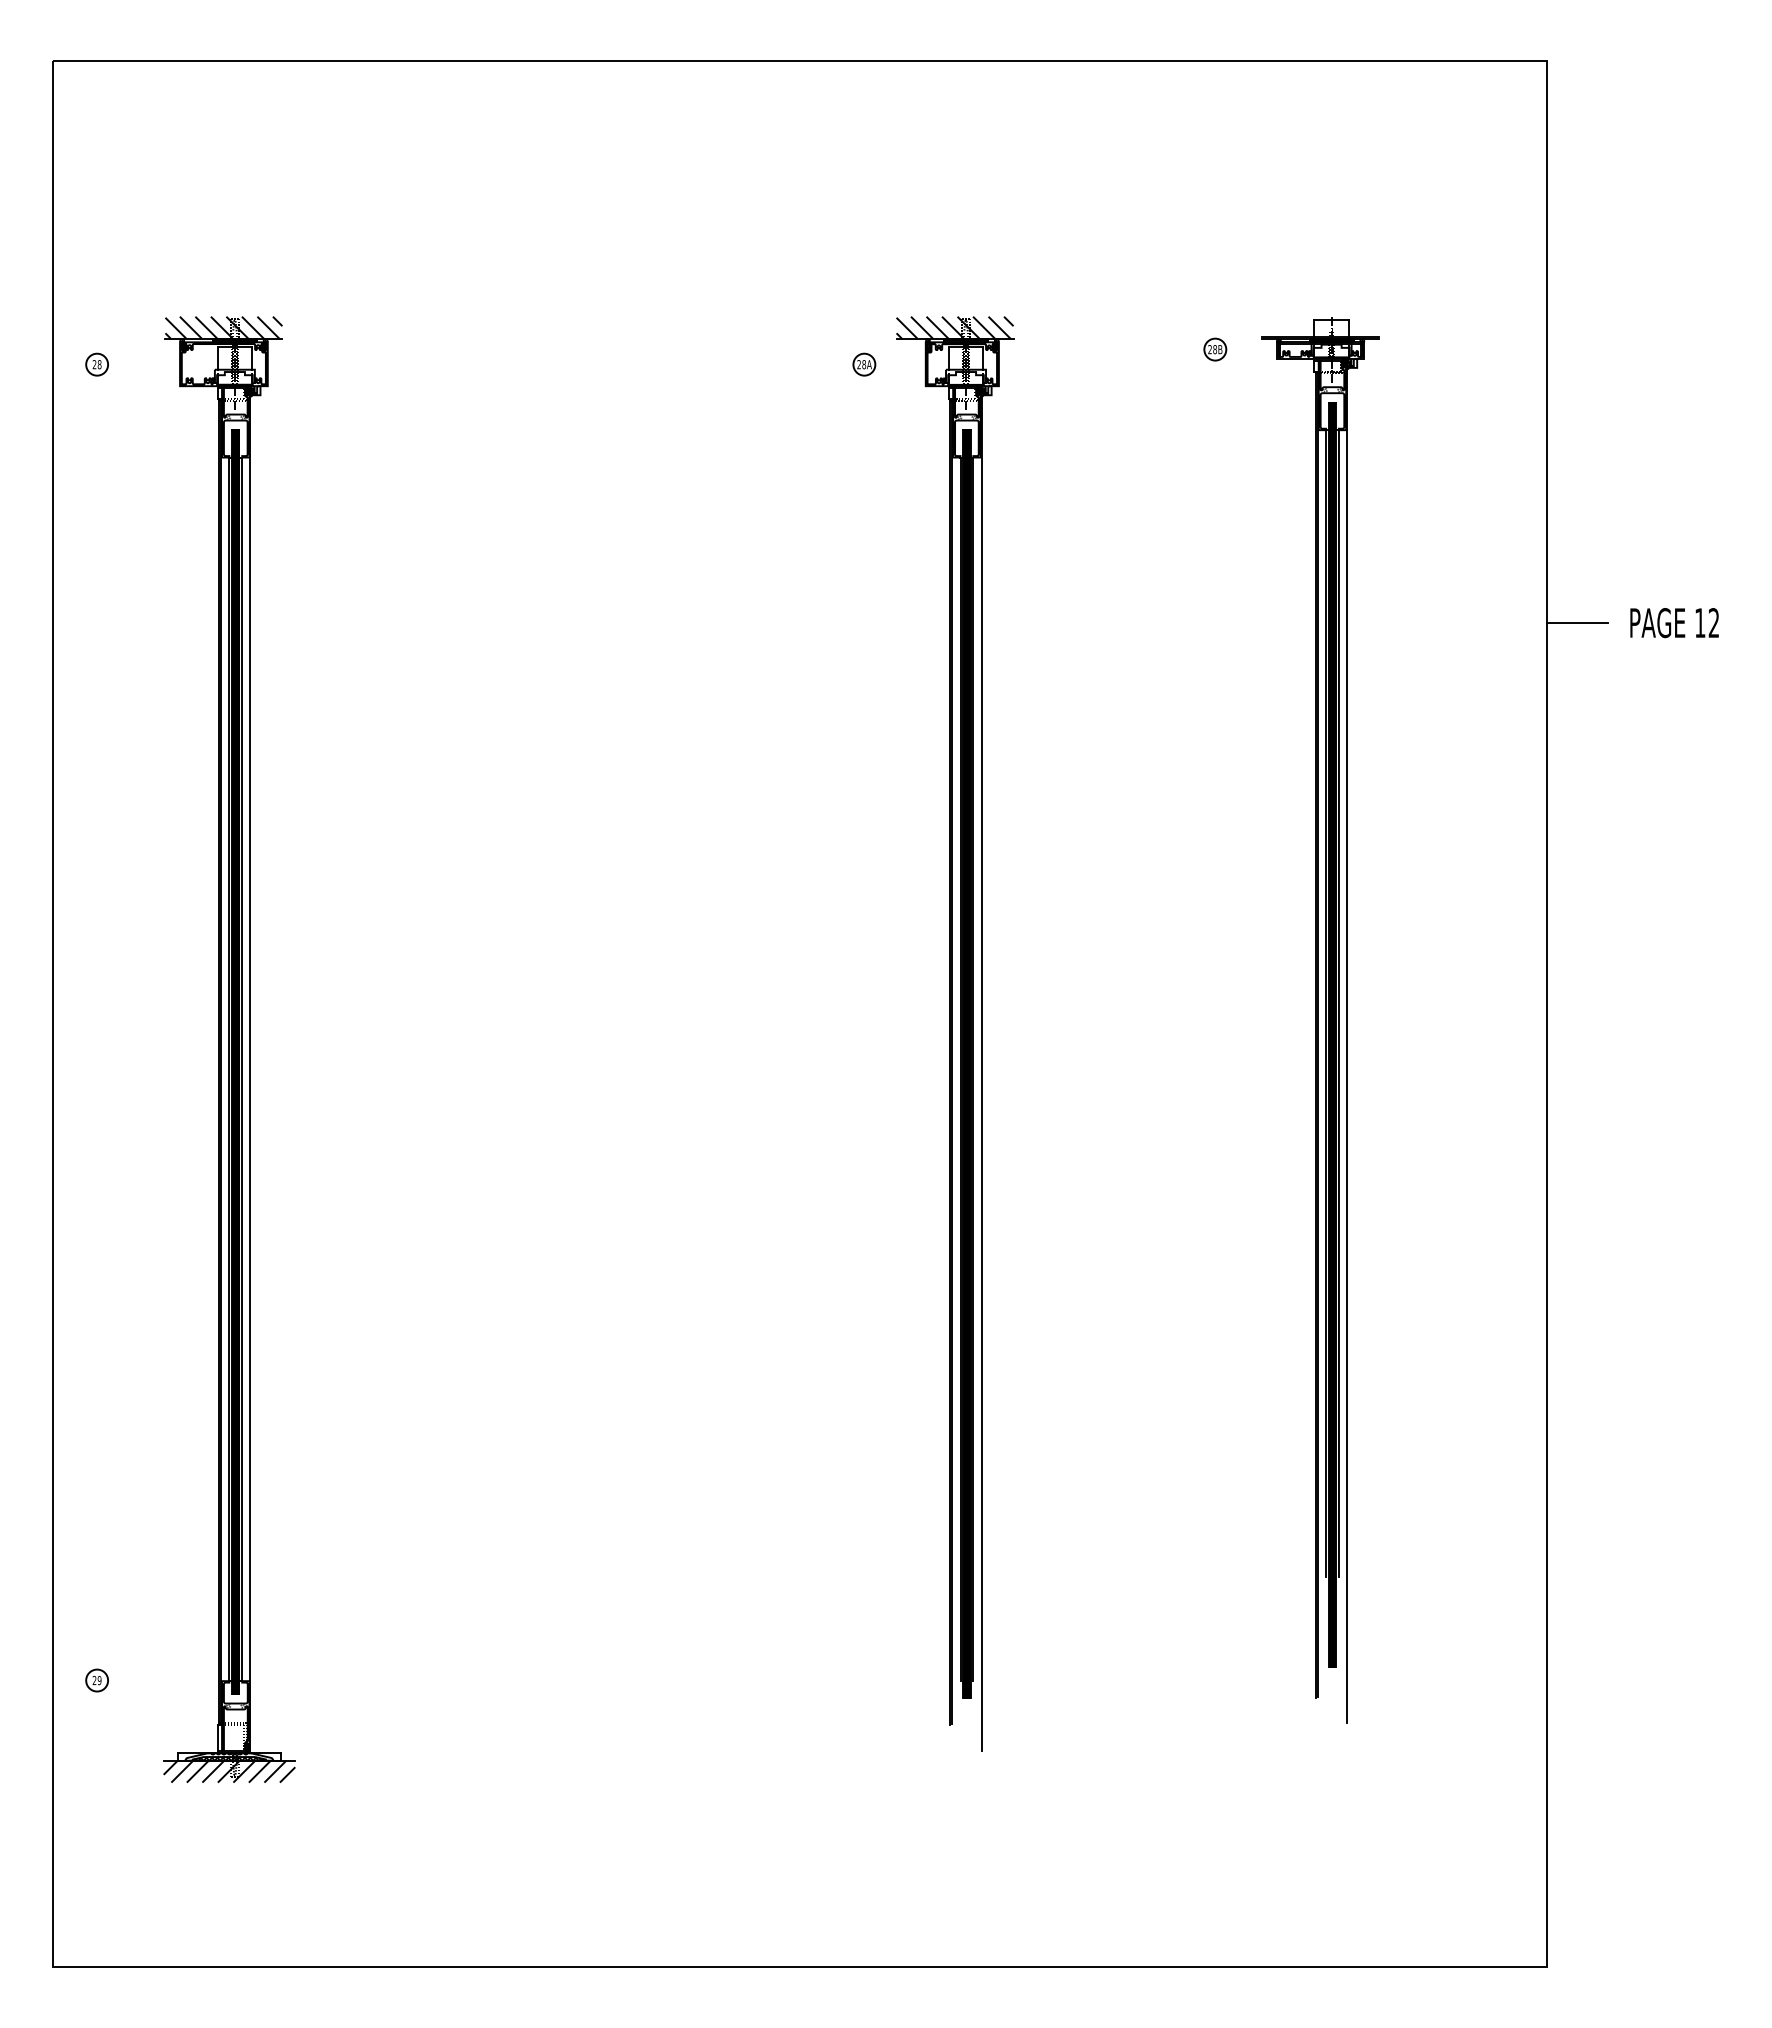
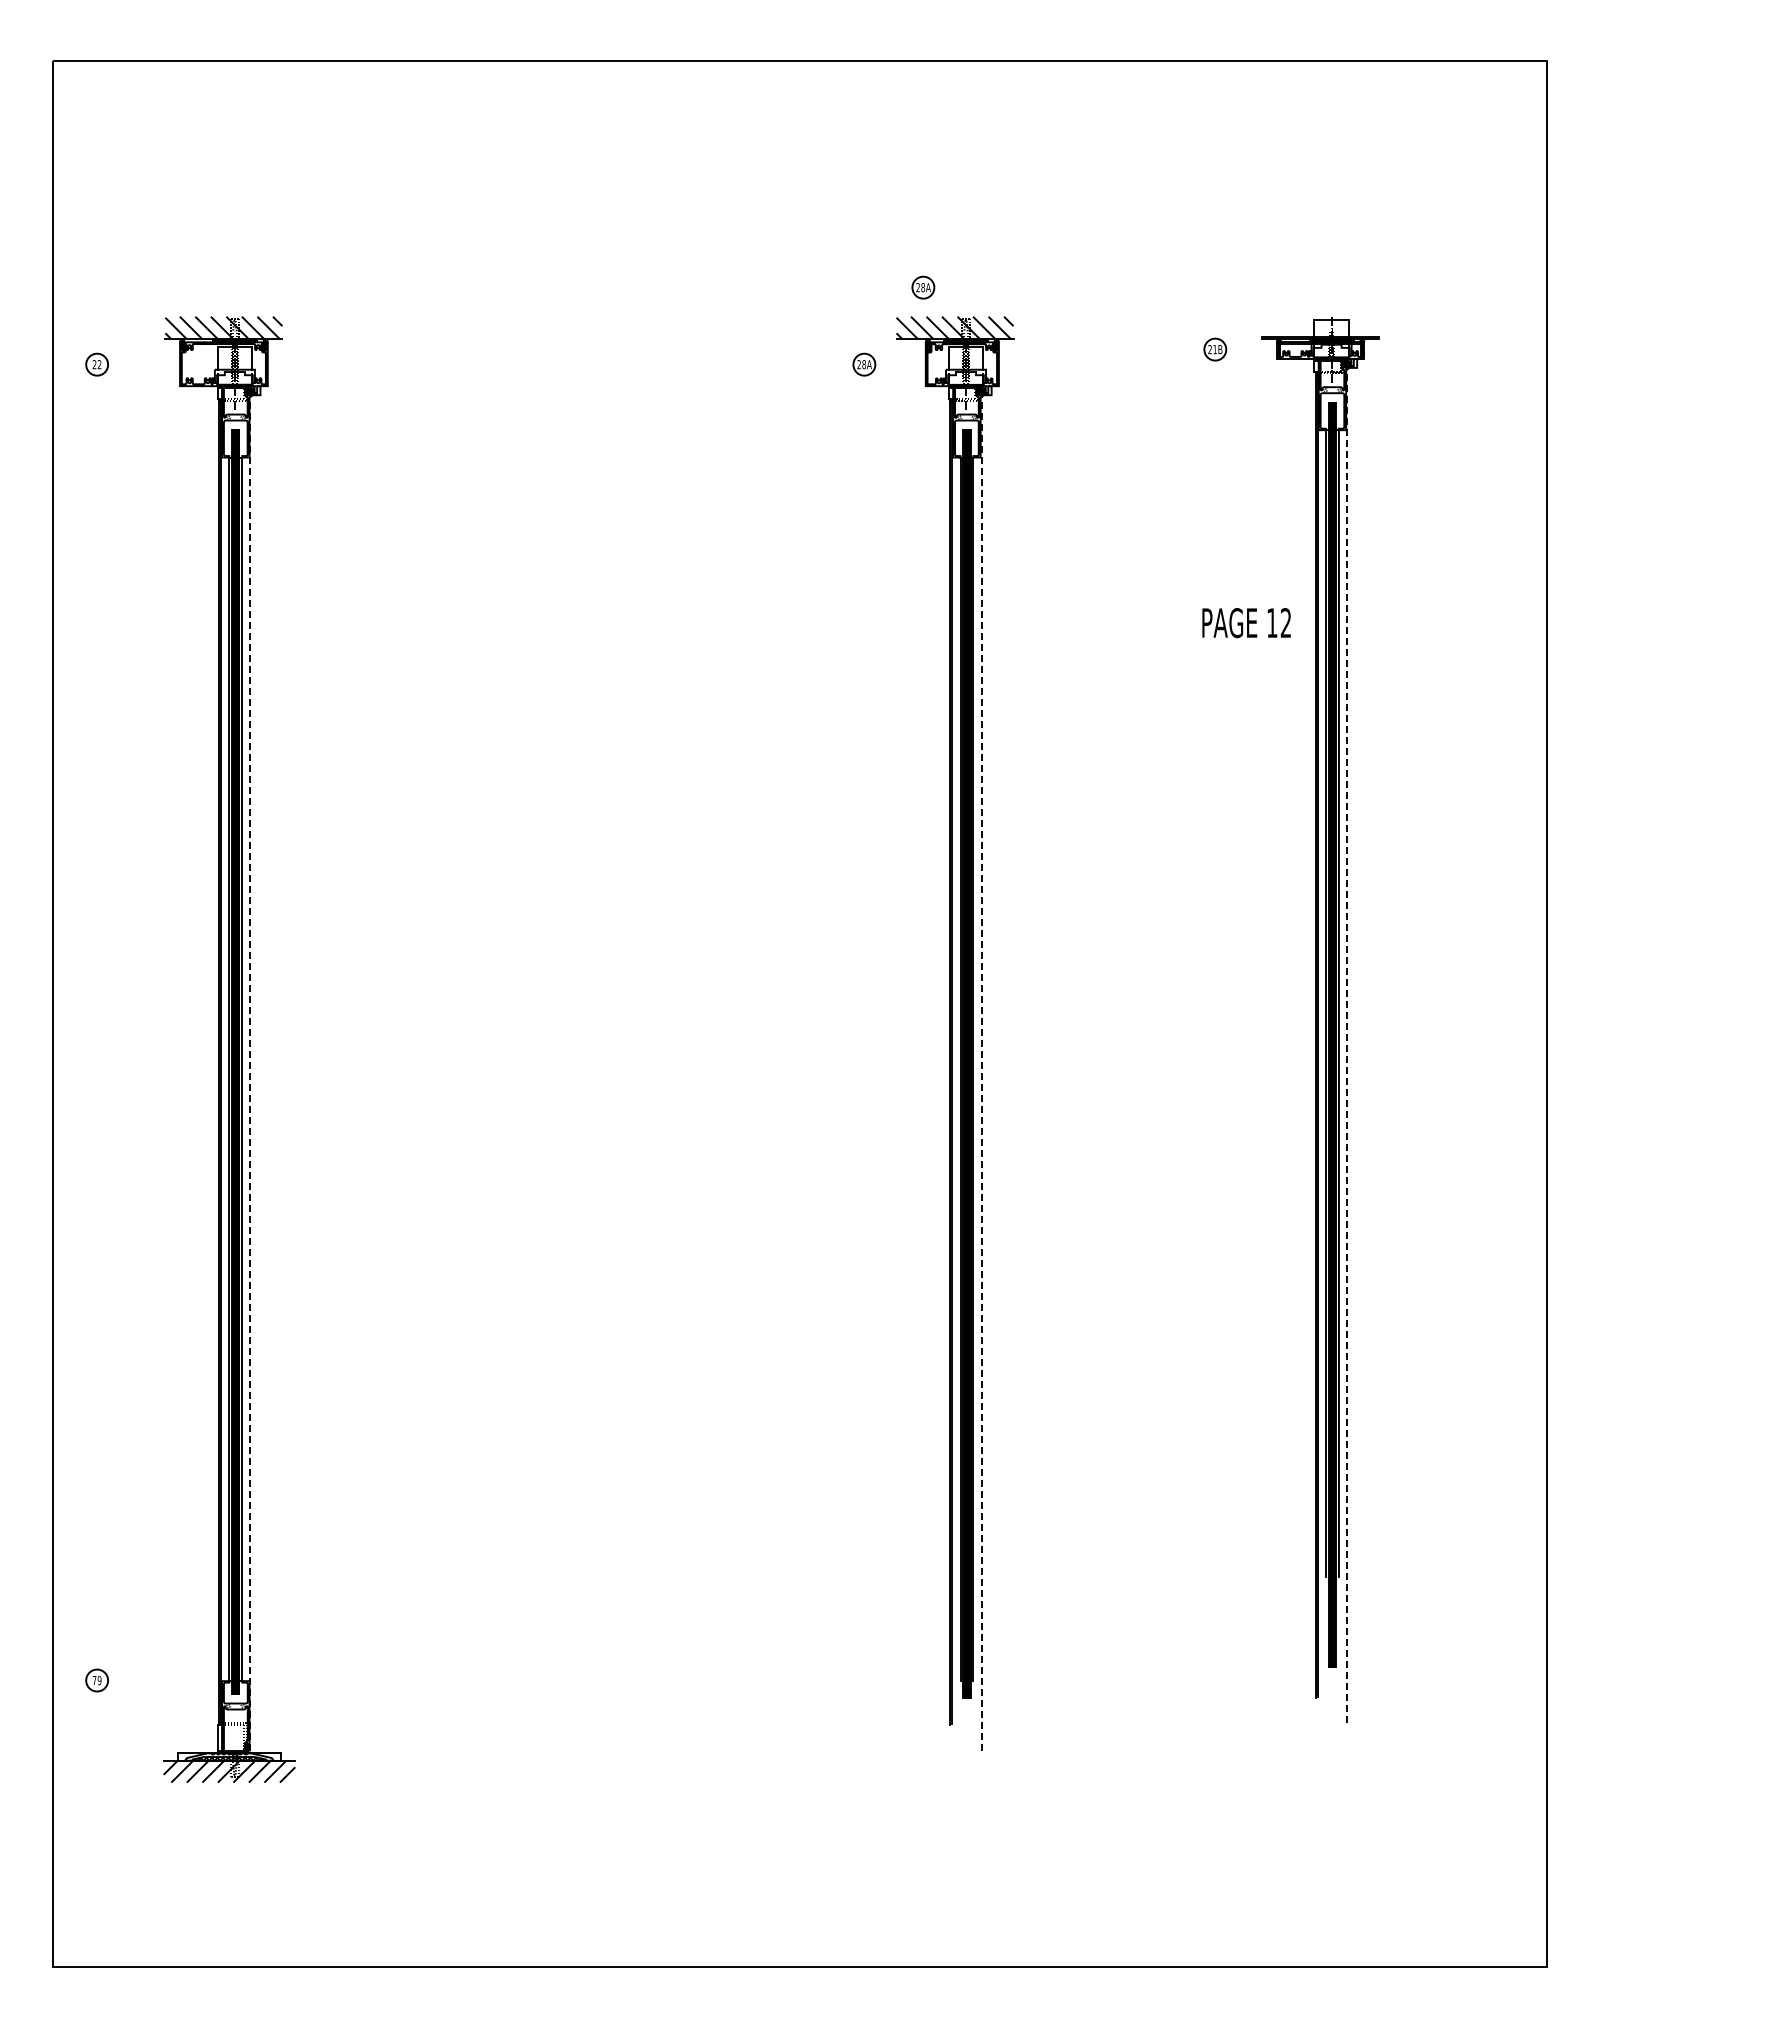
part: none -> present (923, 287)
text: 28B -> 21B (1214, 349)
text: 28 -> 22 (99, 364)
line: present -> none (1577, 623)
text position: (1674, 623) -> (1246, 623) (1246, 623)
line: solid -> dashed (1347, 1041)
line: solid -> dashed (250, 1068)
line: solid -> dashed (981, 1068)
text: 29 -> 79 (94, 1680)
